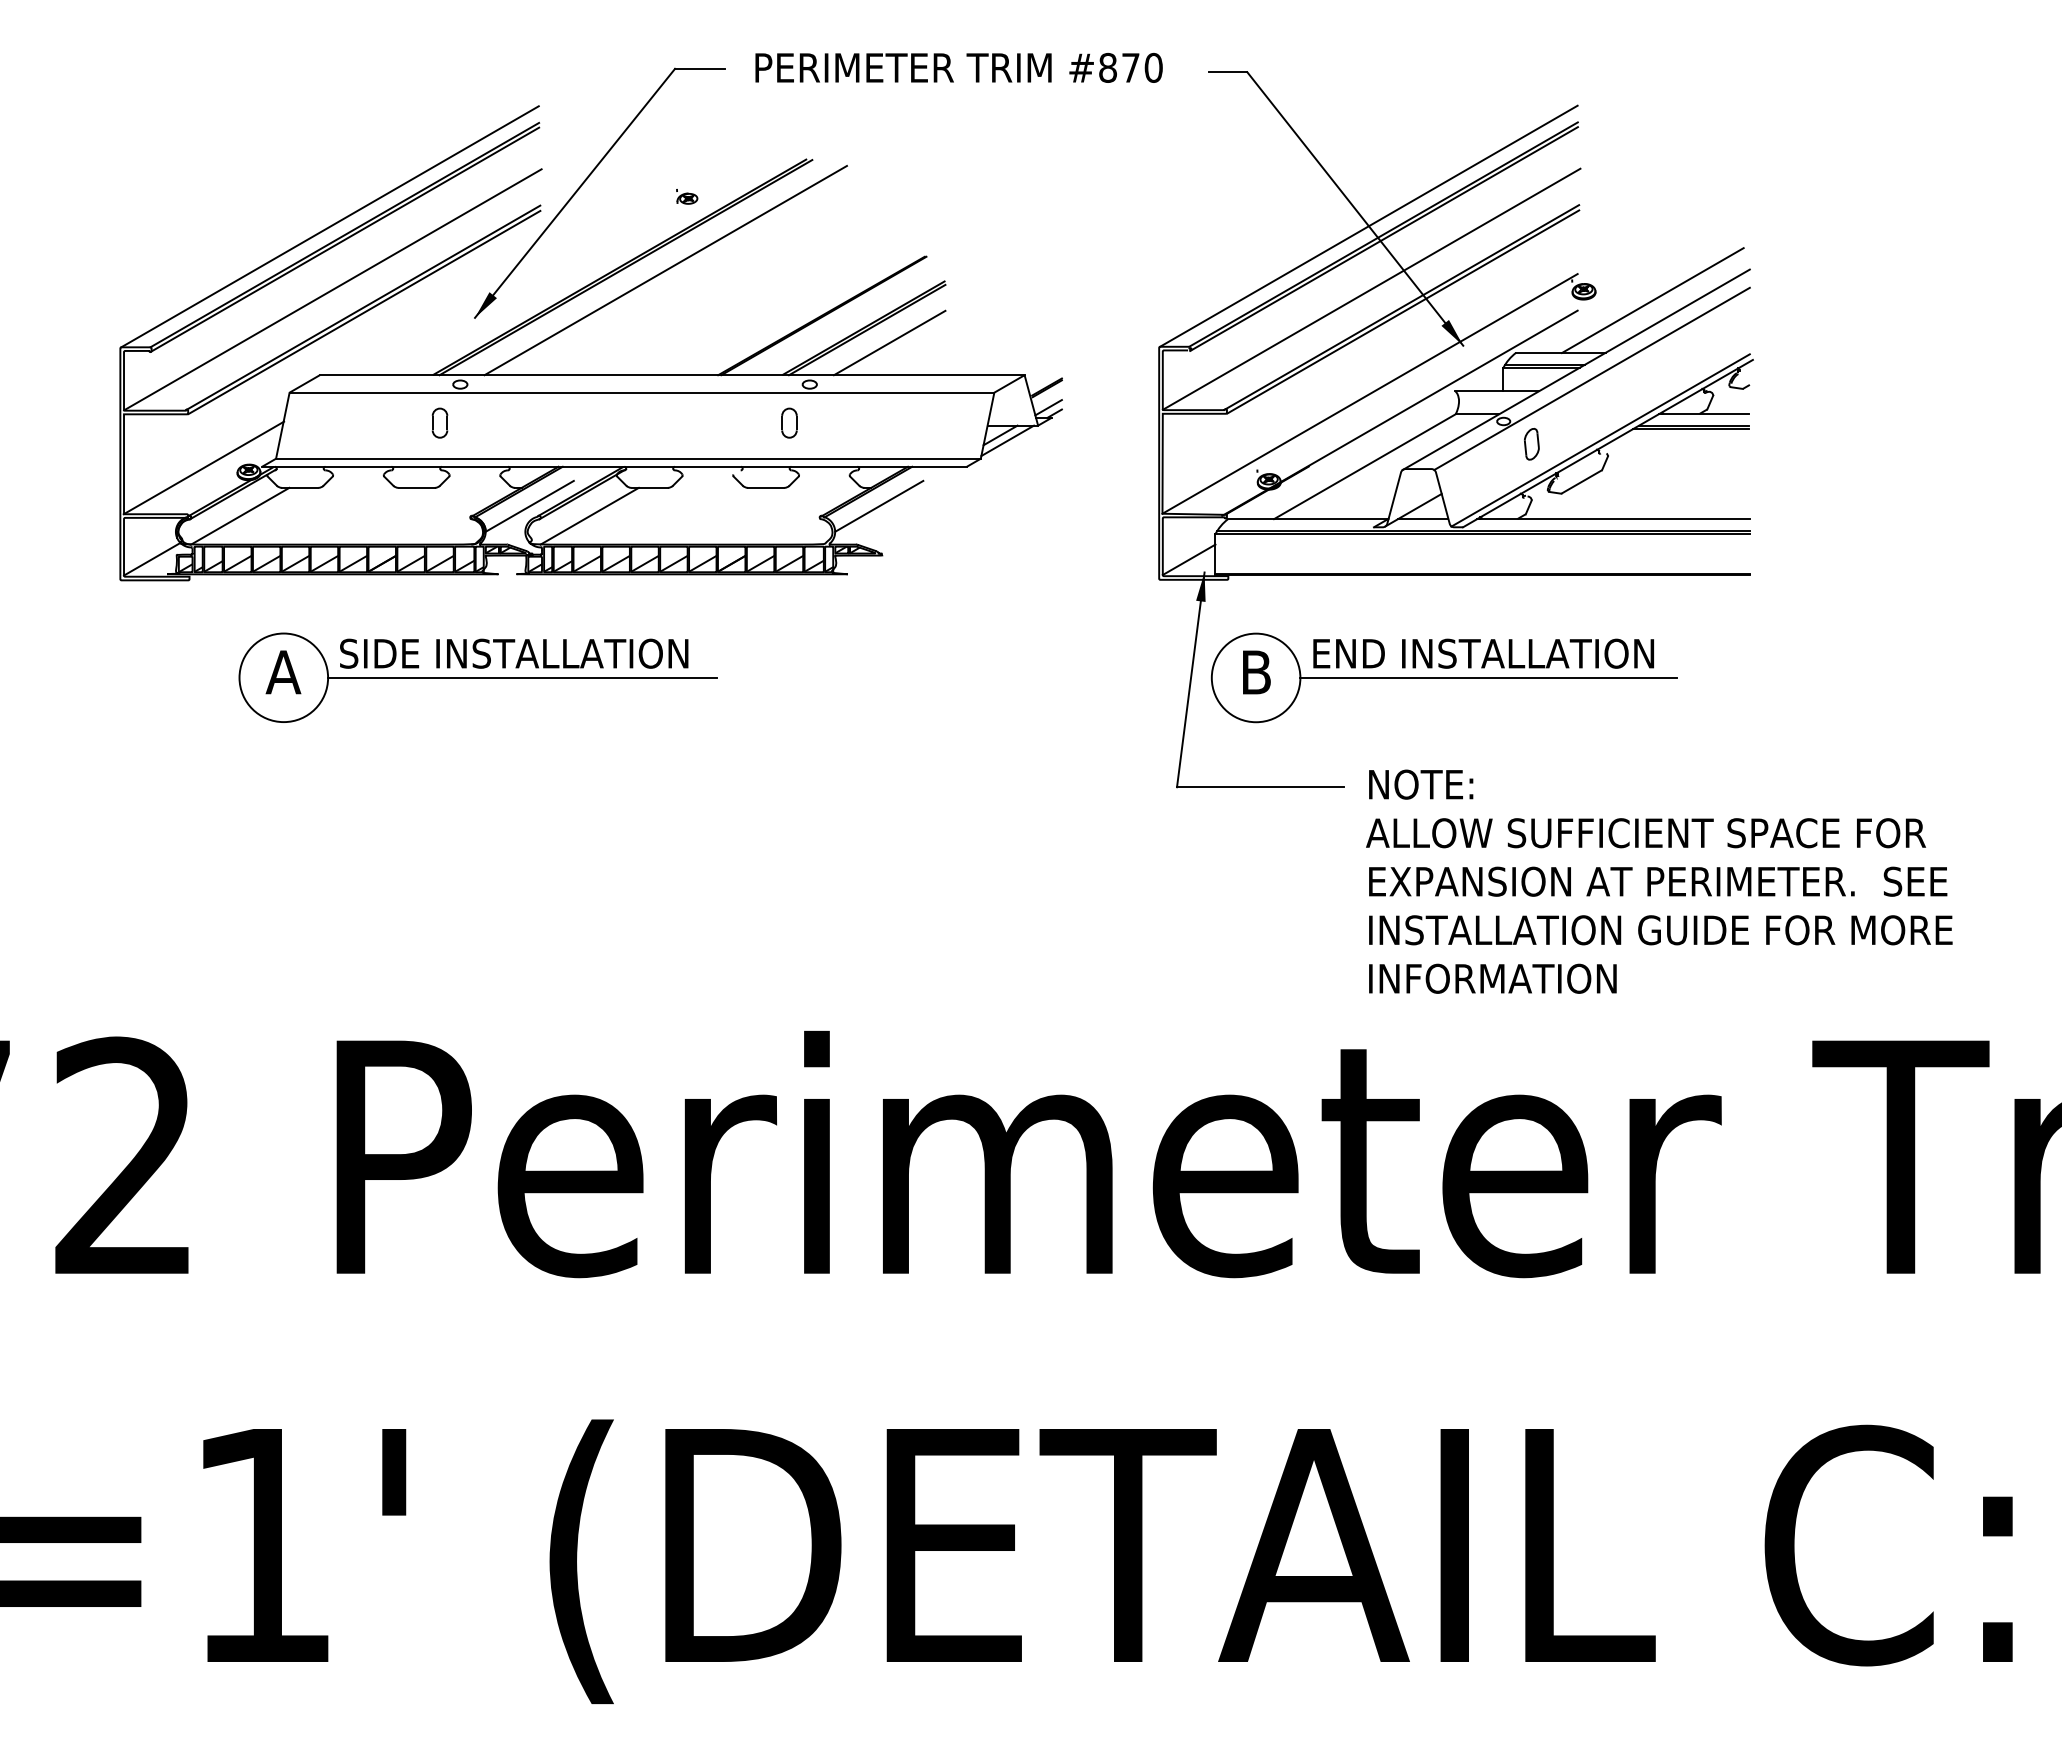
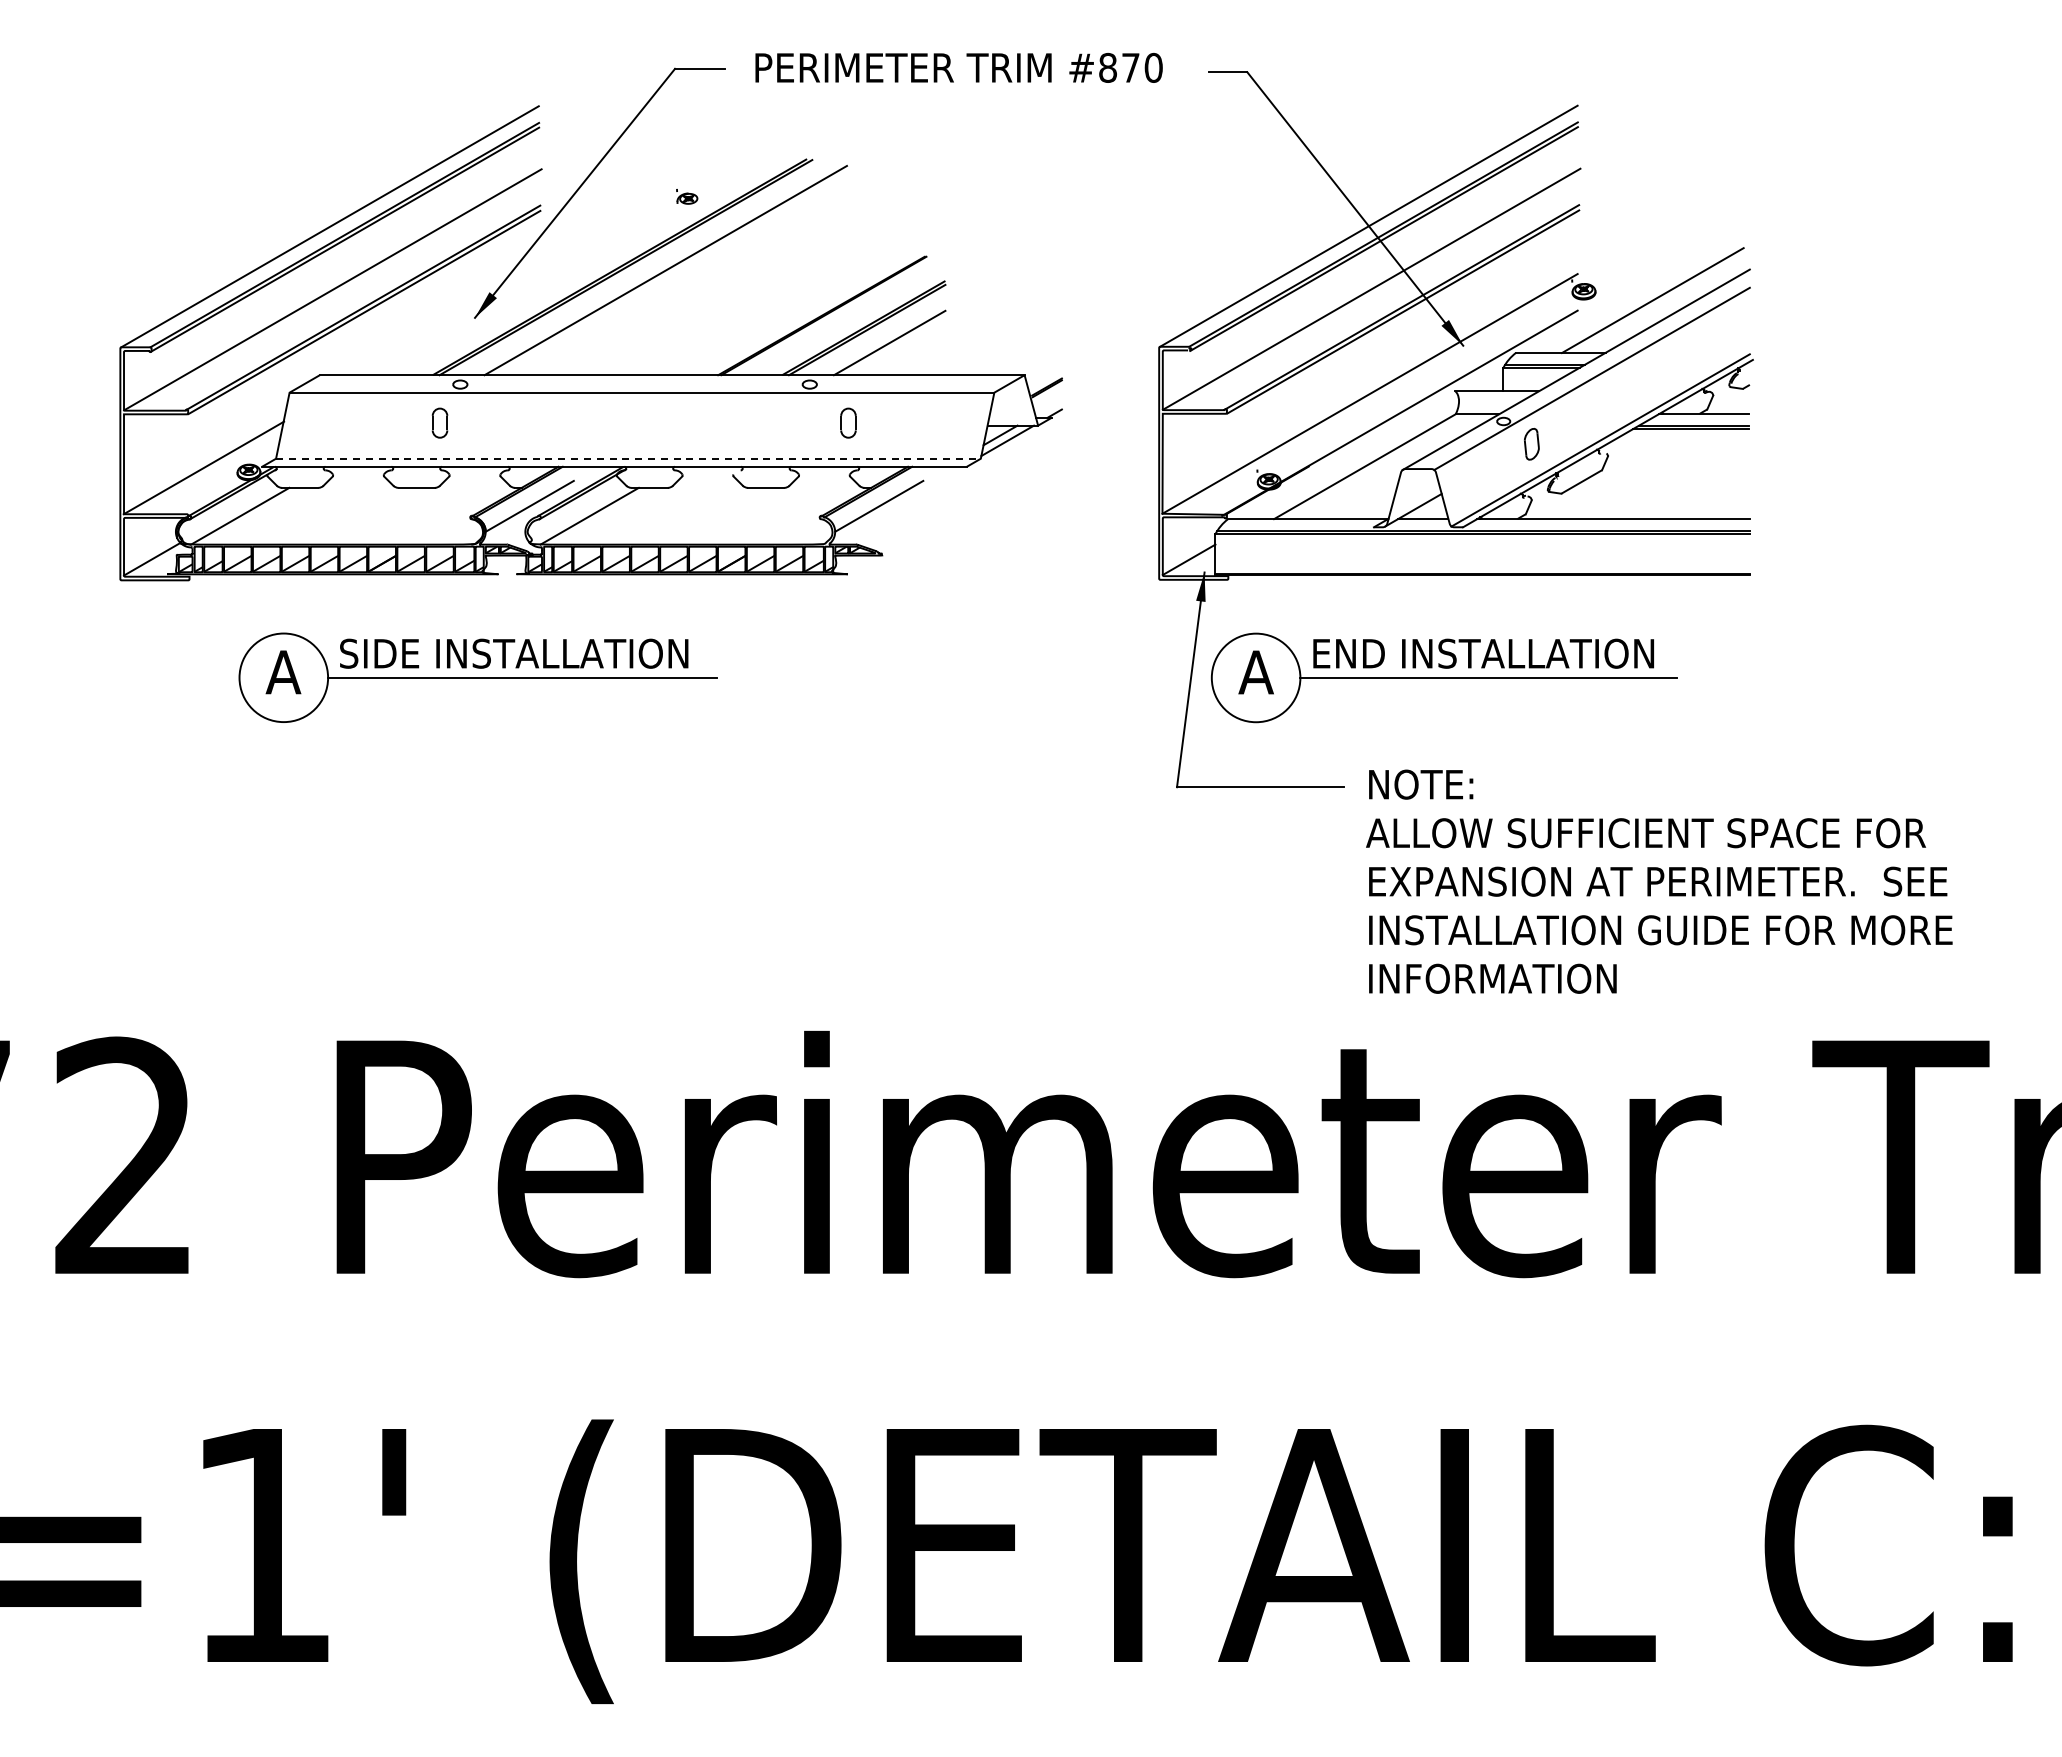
line: present -> none (1048, 407)
part position: (789, 422) -> (848, 422) (848, 422)
line: solid -> dashed (628, 458)
text: B -> A (1255, 672)
